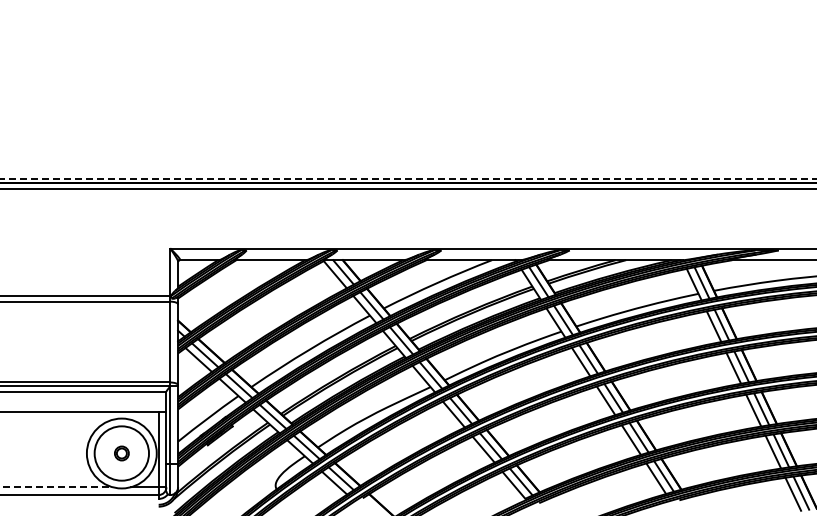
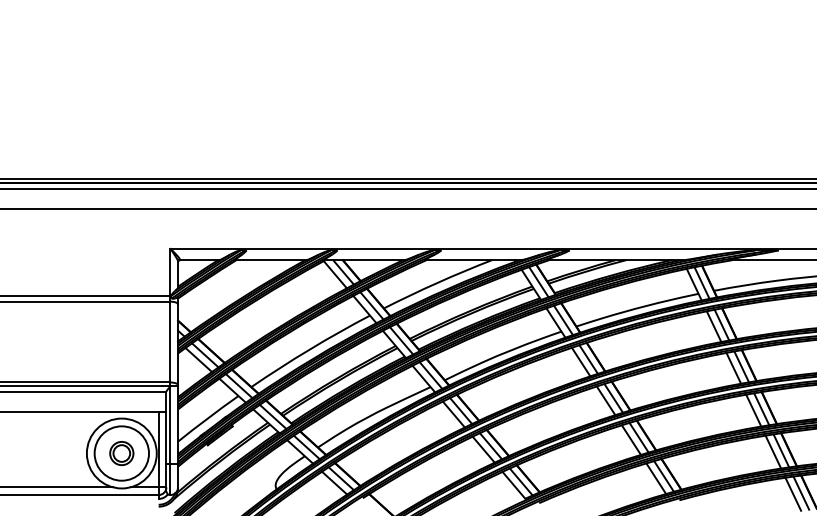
line: dashed -> solid (408, 178)
line: none -> present (407, 208)
part size: 16x17 px -> 26x25 px (121, 453)
line: dashed -> solid (57, 487)
